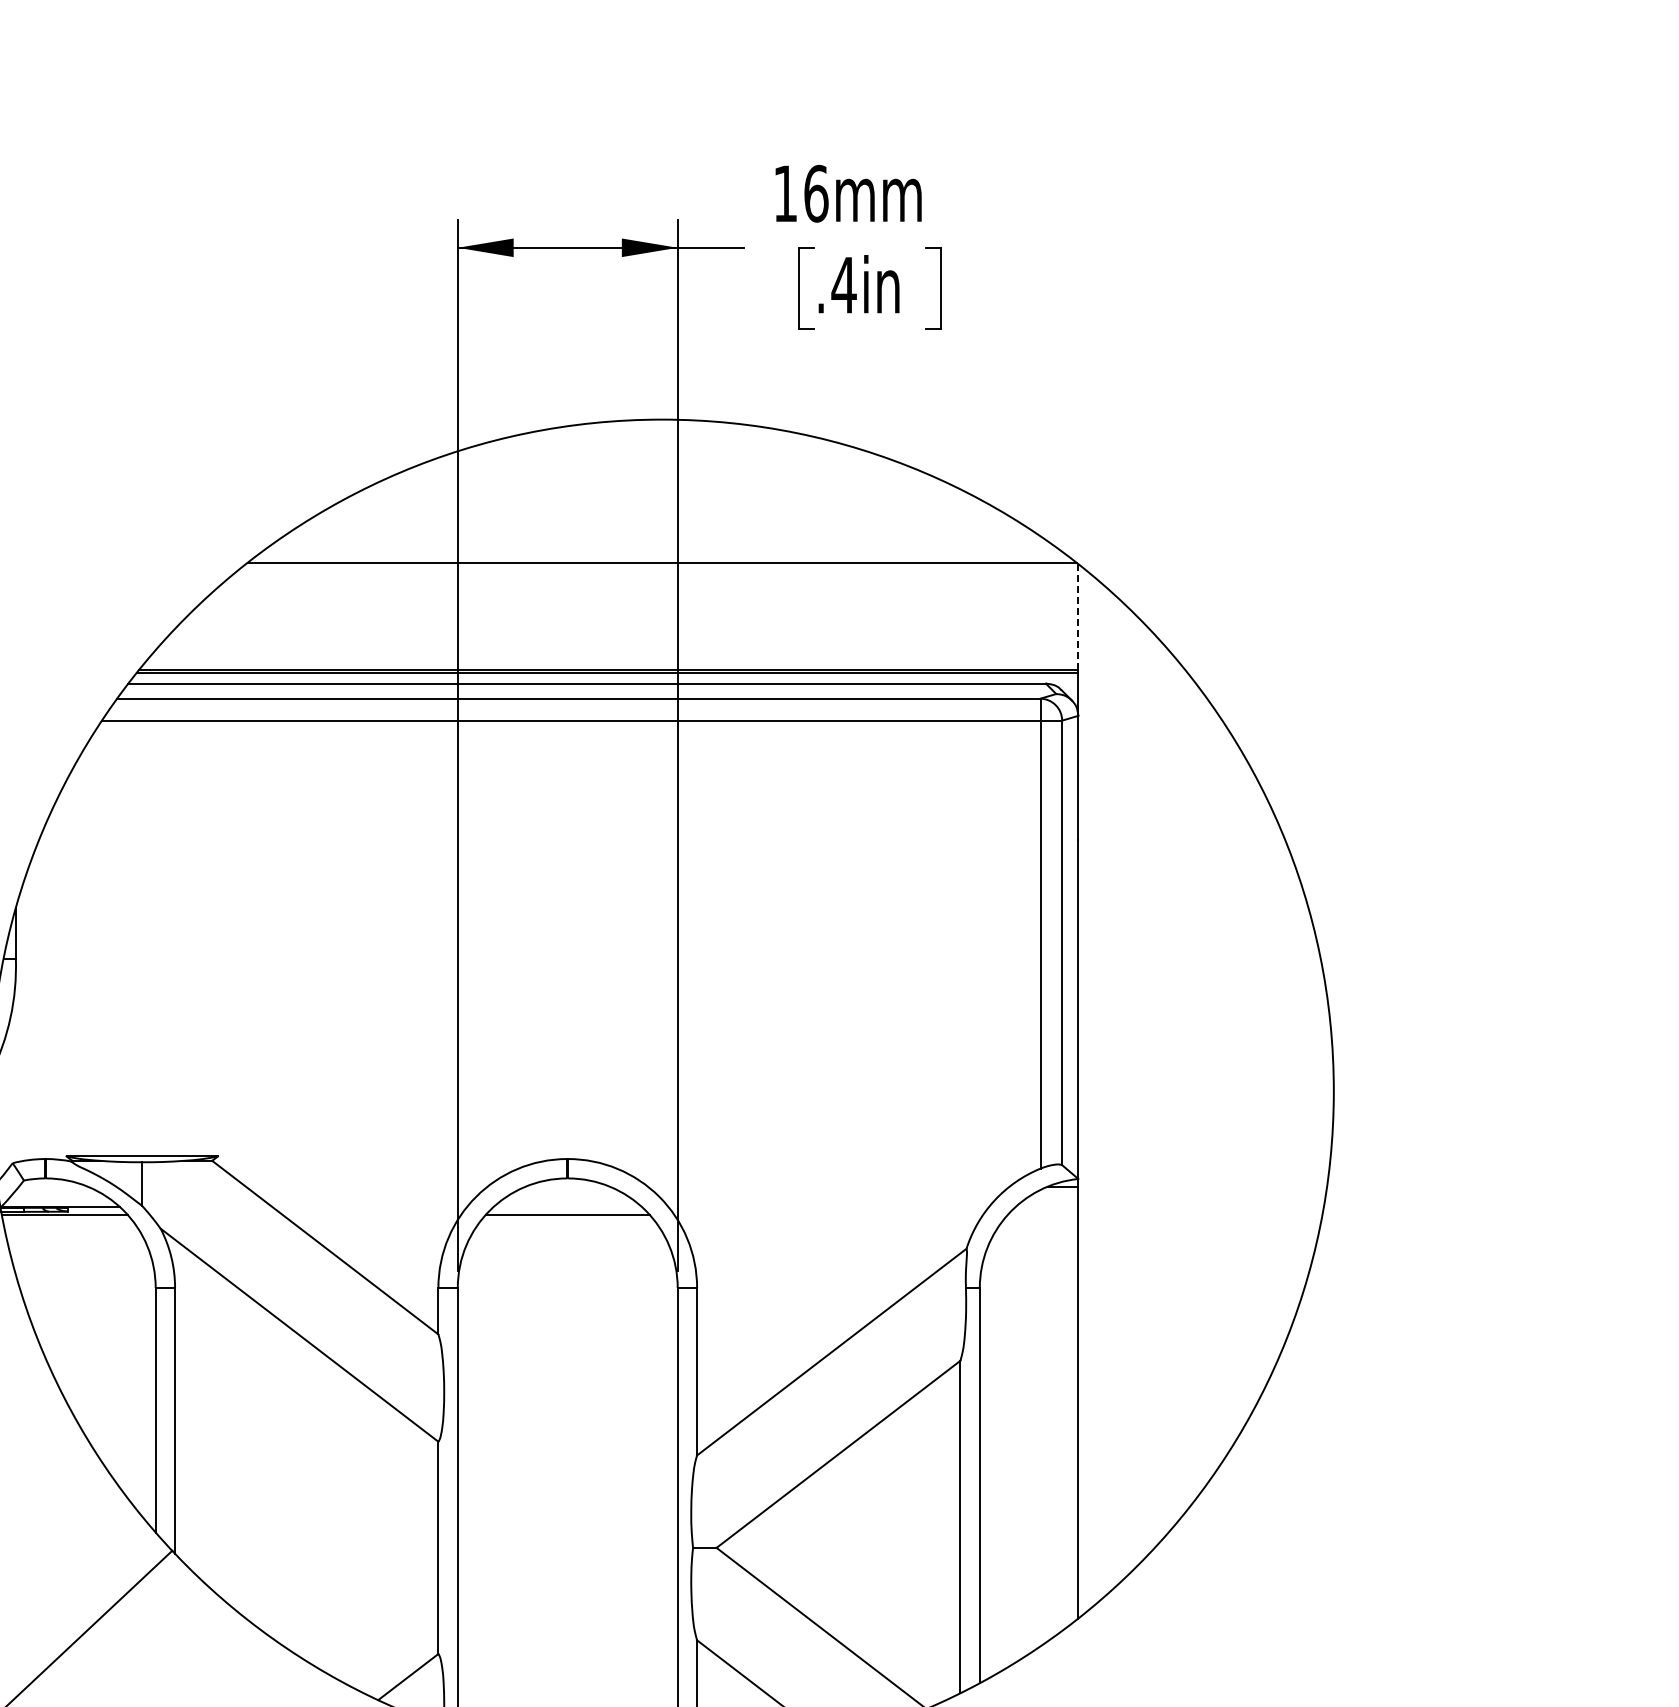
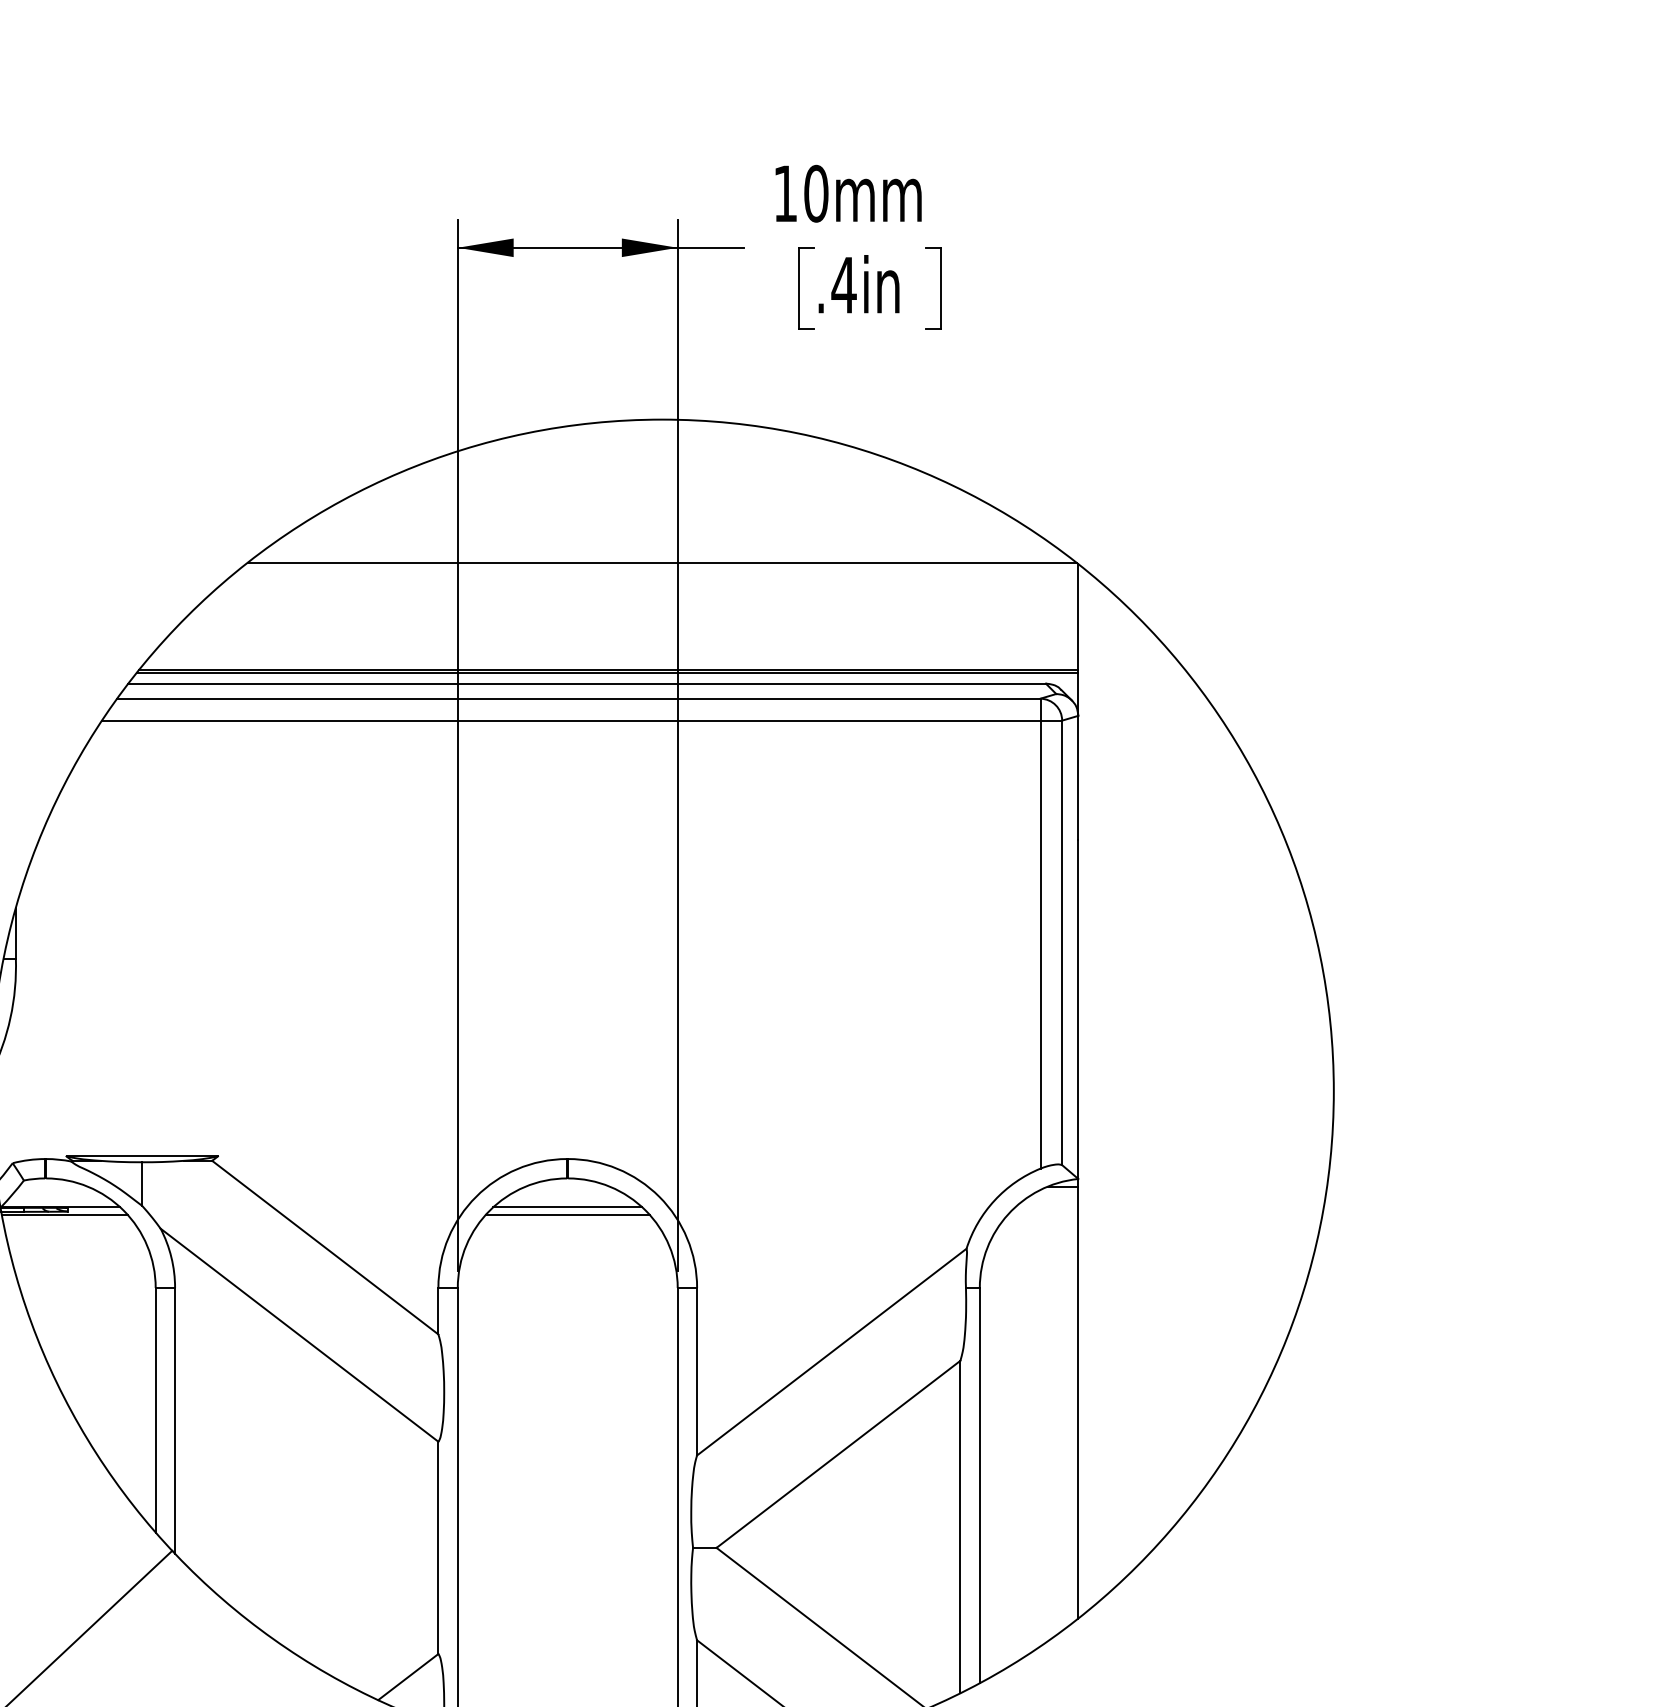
text: 16mm -> 10mm (816, 193)
line: dashed -> solid (1078, 617)
line: none -> present (567, 1207)
